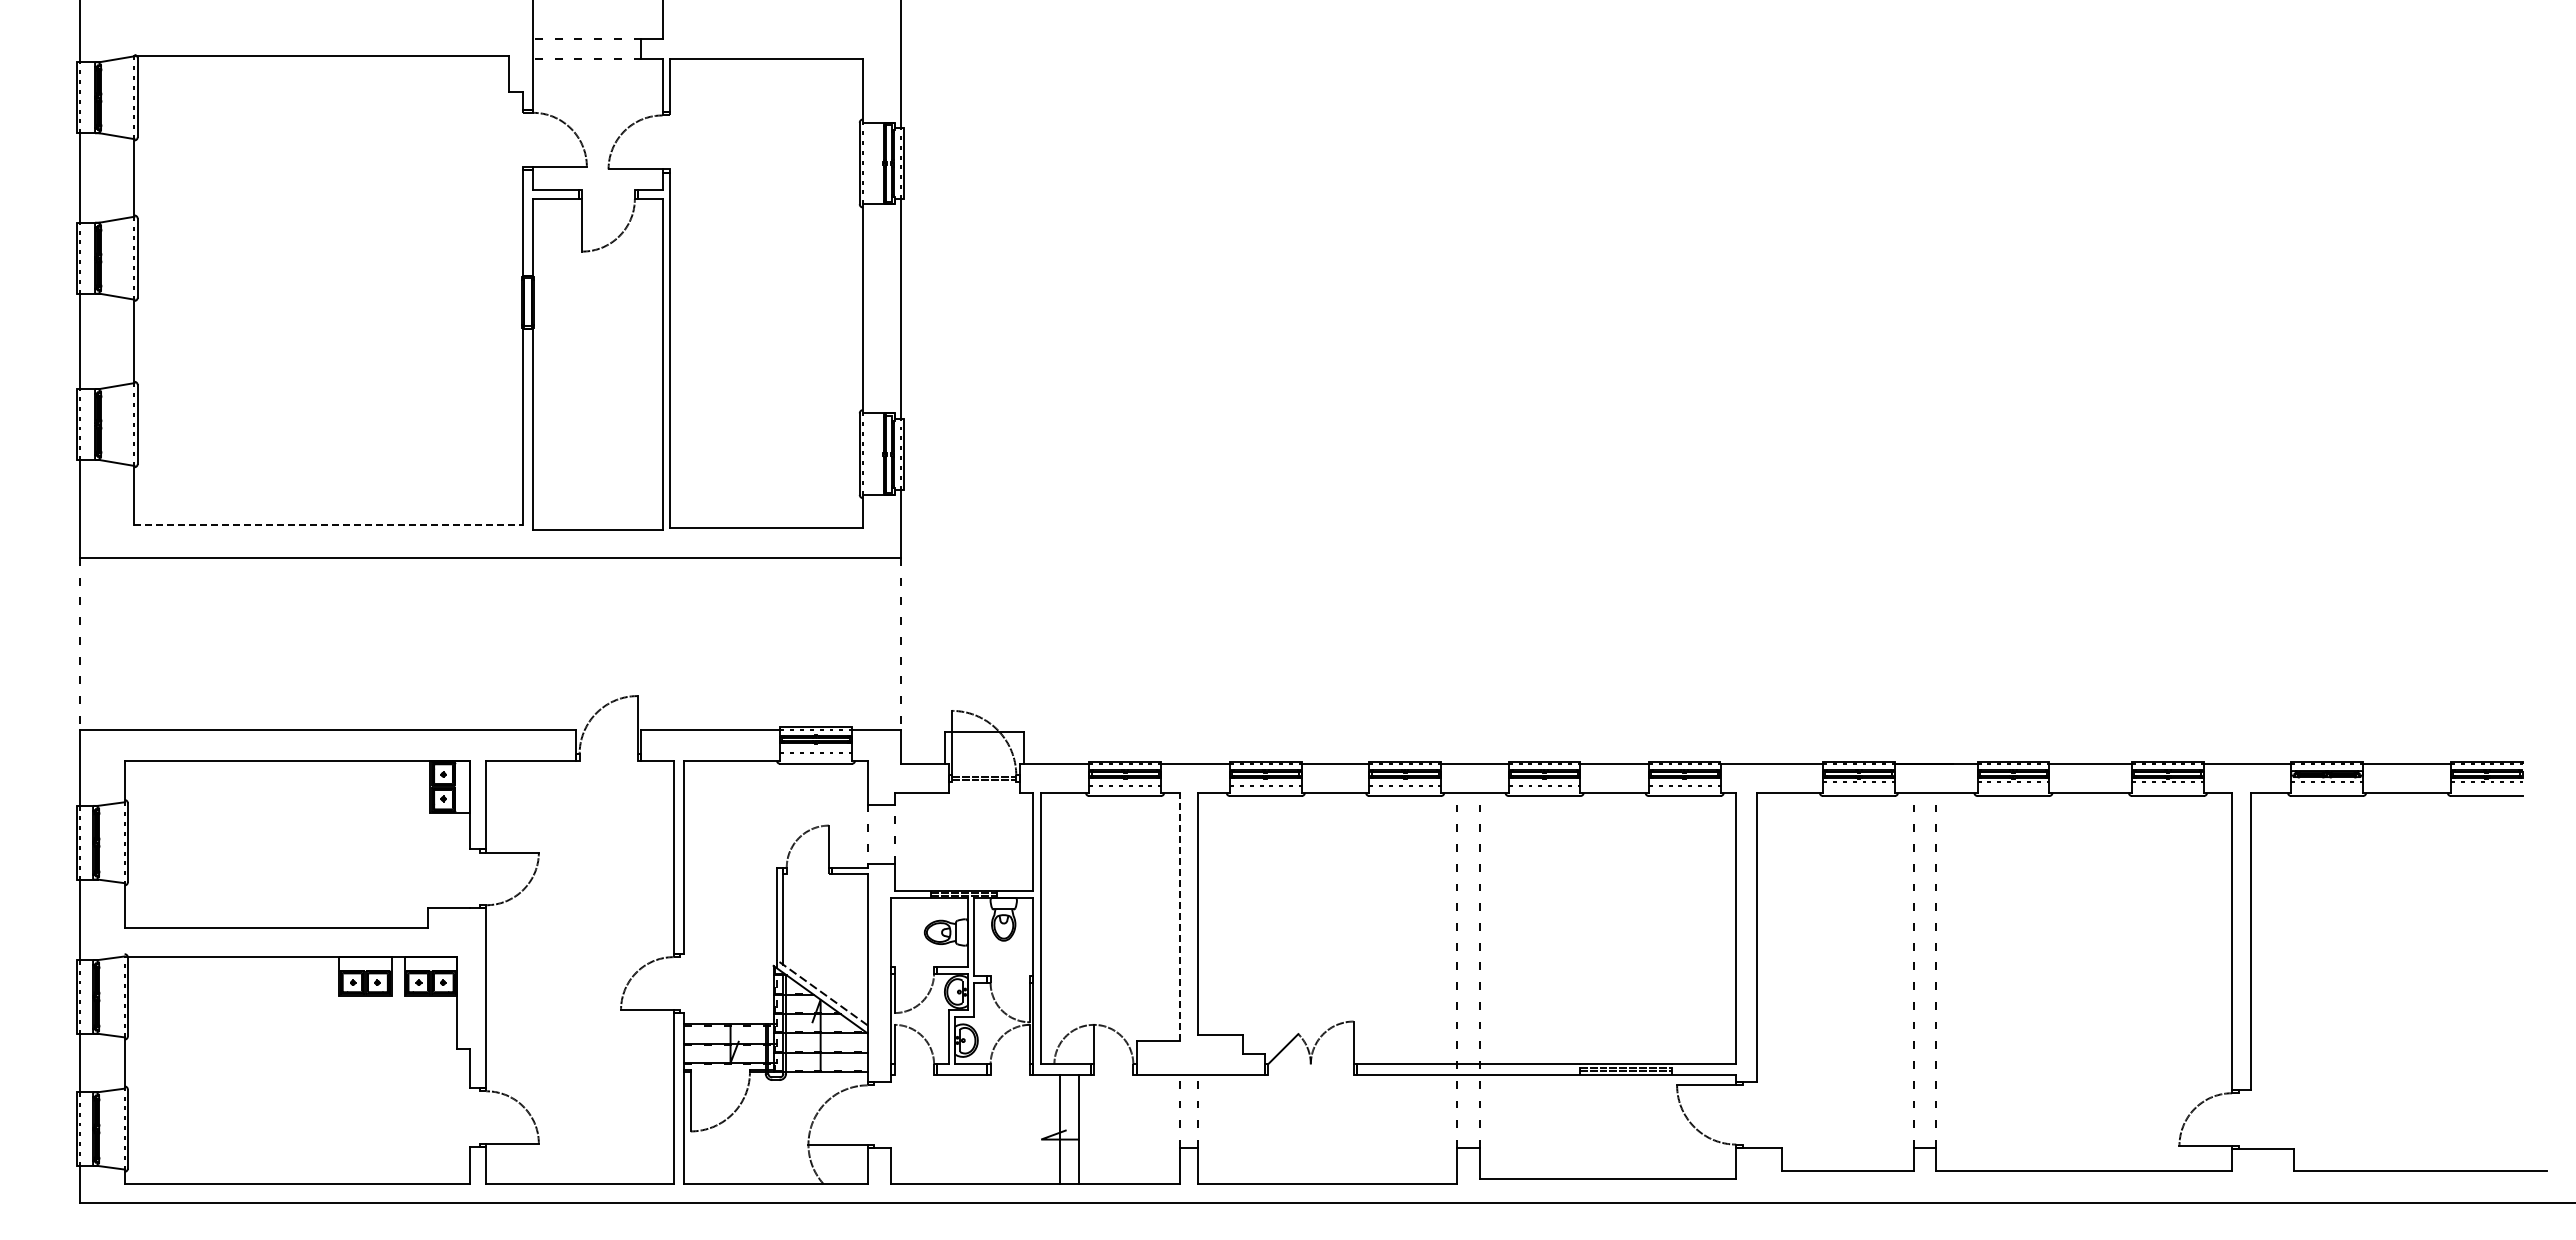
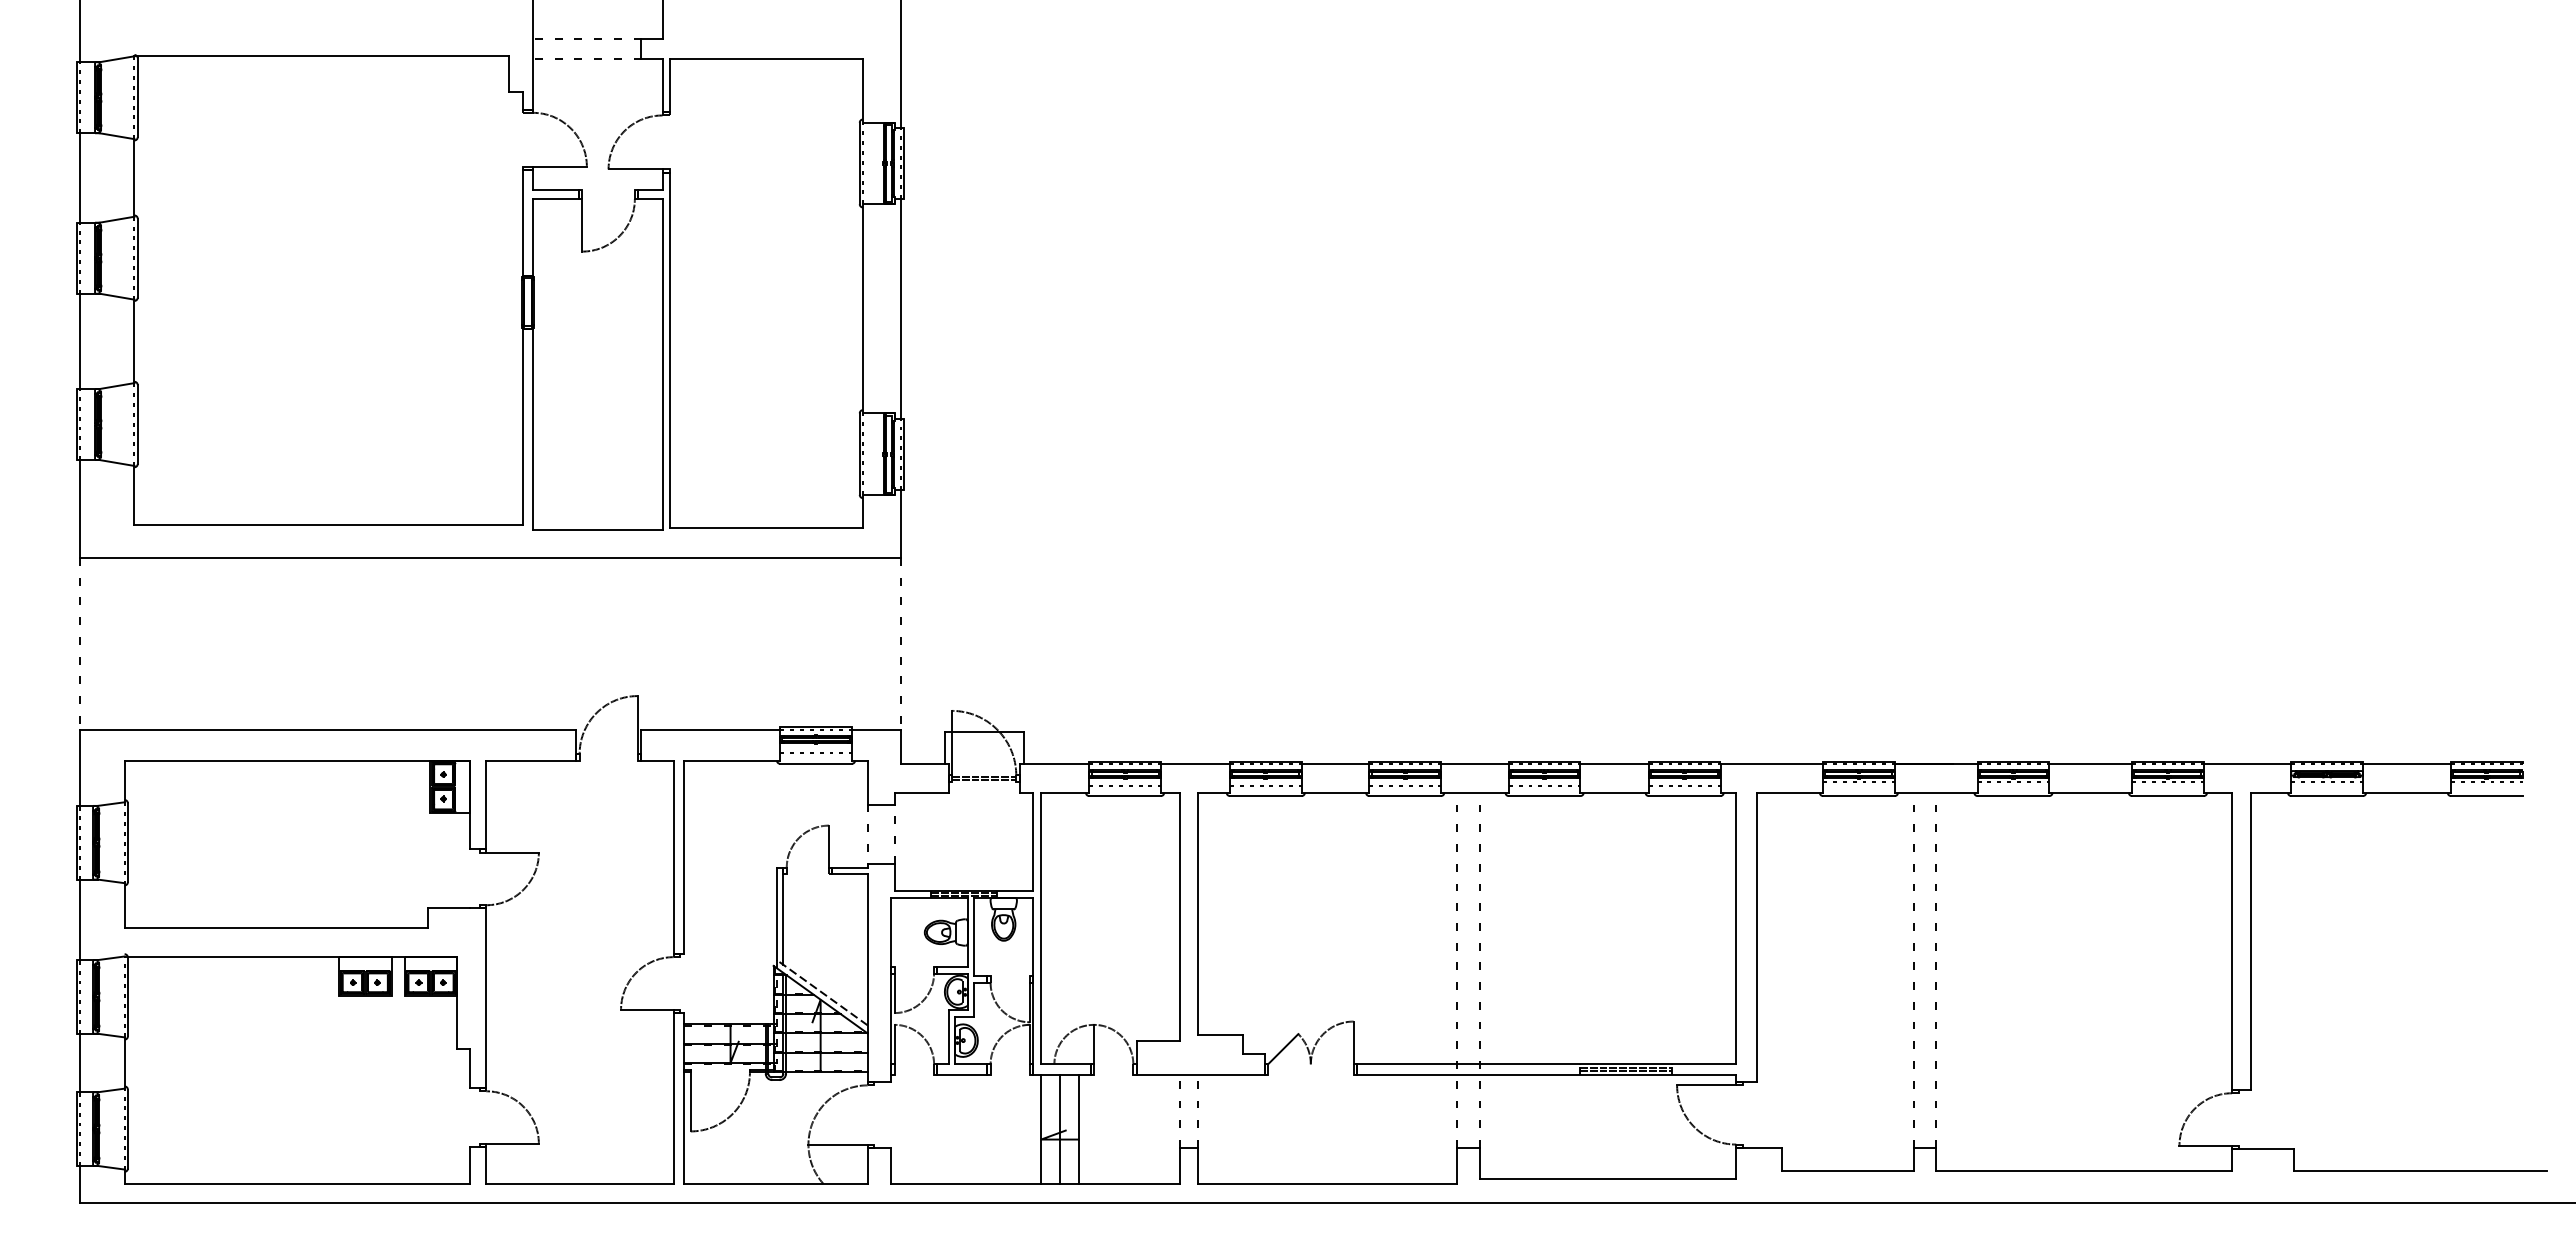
line: dashed -> solid (329, 525)
line: dashed -> solid (1179, 916)
line: none -> present (1041, 1129)
